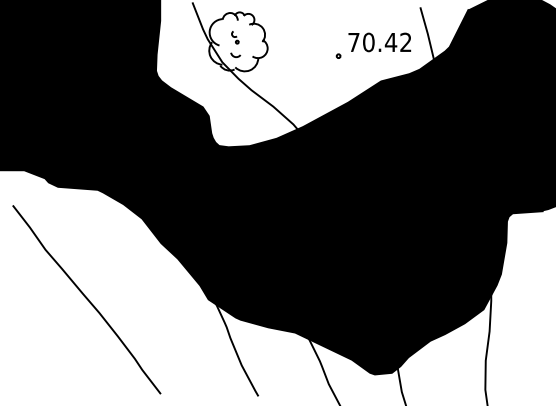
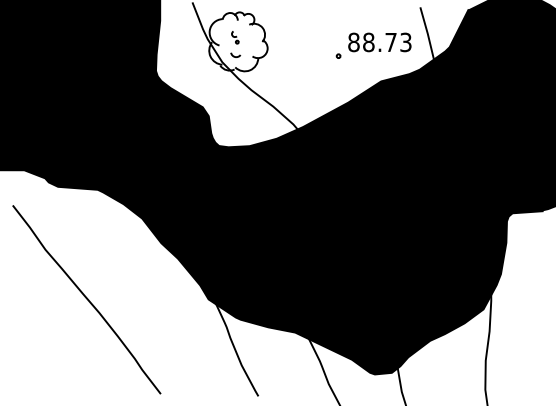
text: 70.42 -> 88.73 (379, 42)
